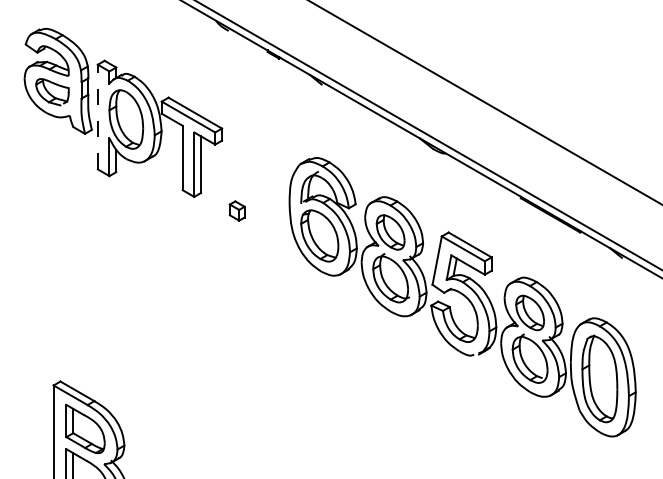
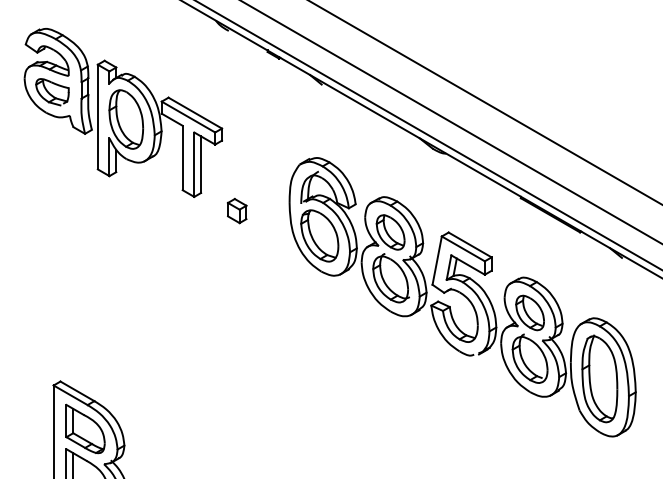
line: dashed -> solid (97, 116)
line: none -> present (451, 122)
part size: 18x22 px -> 21x28 px (237, 210)
